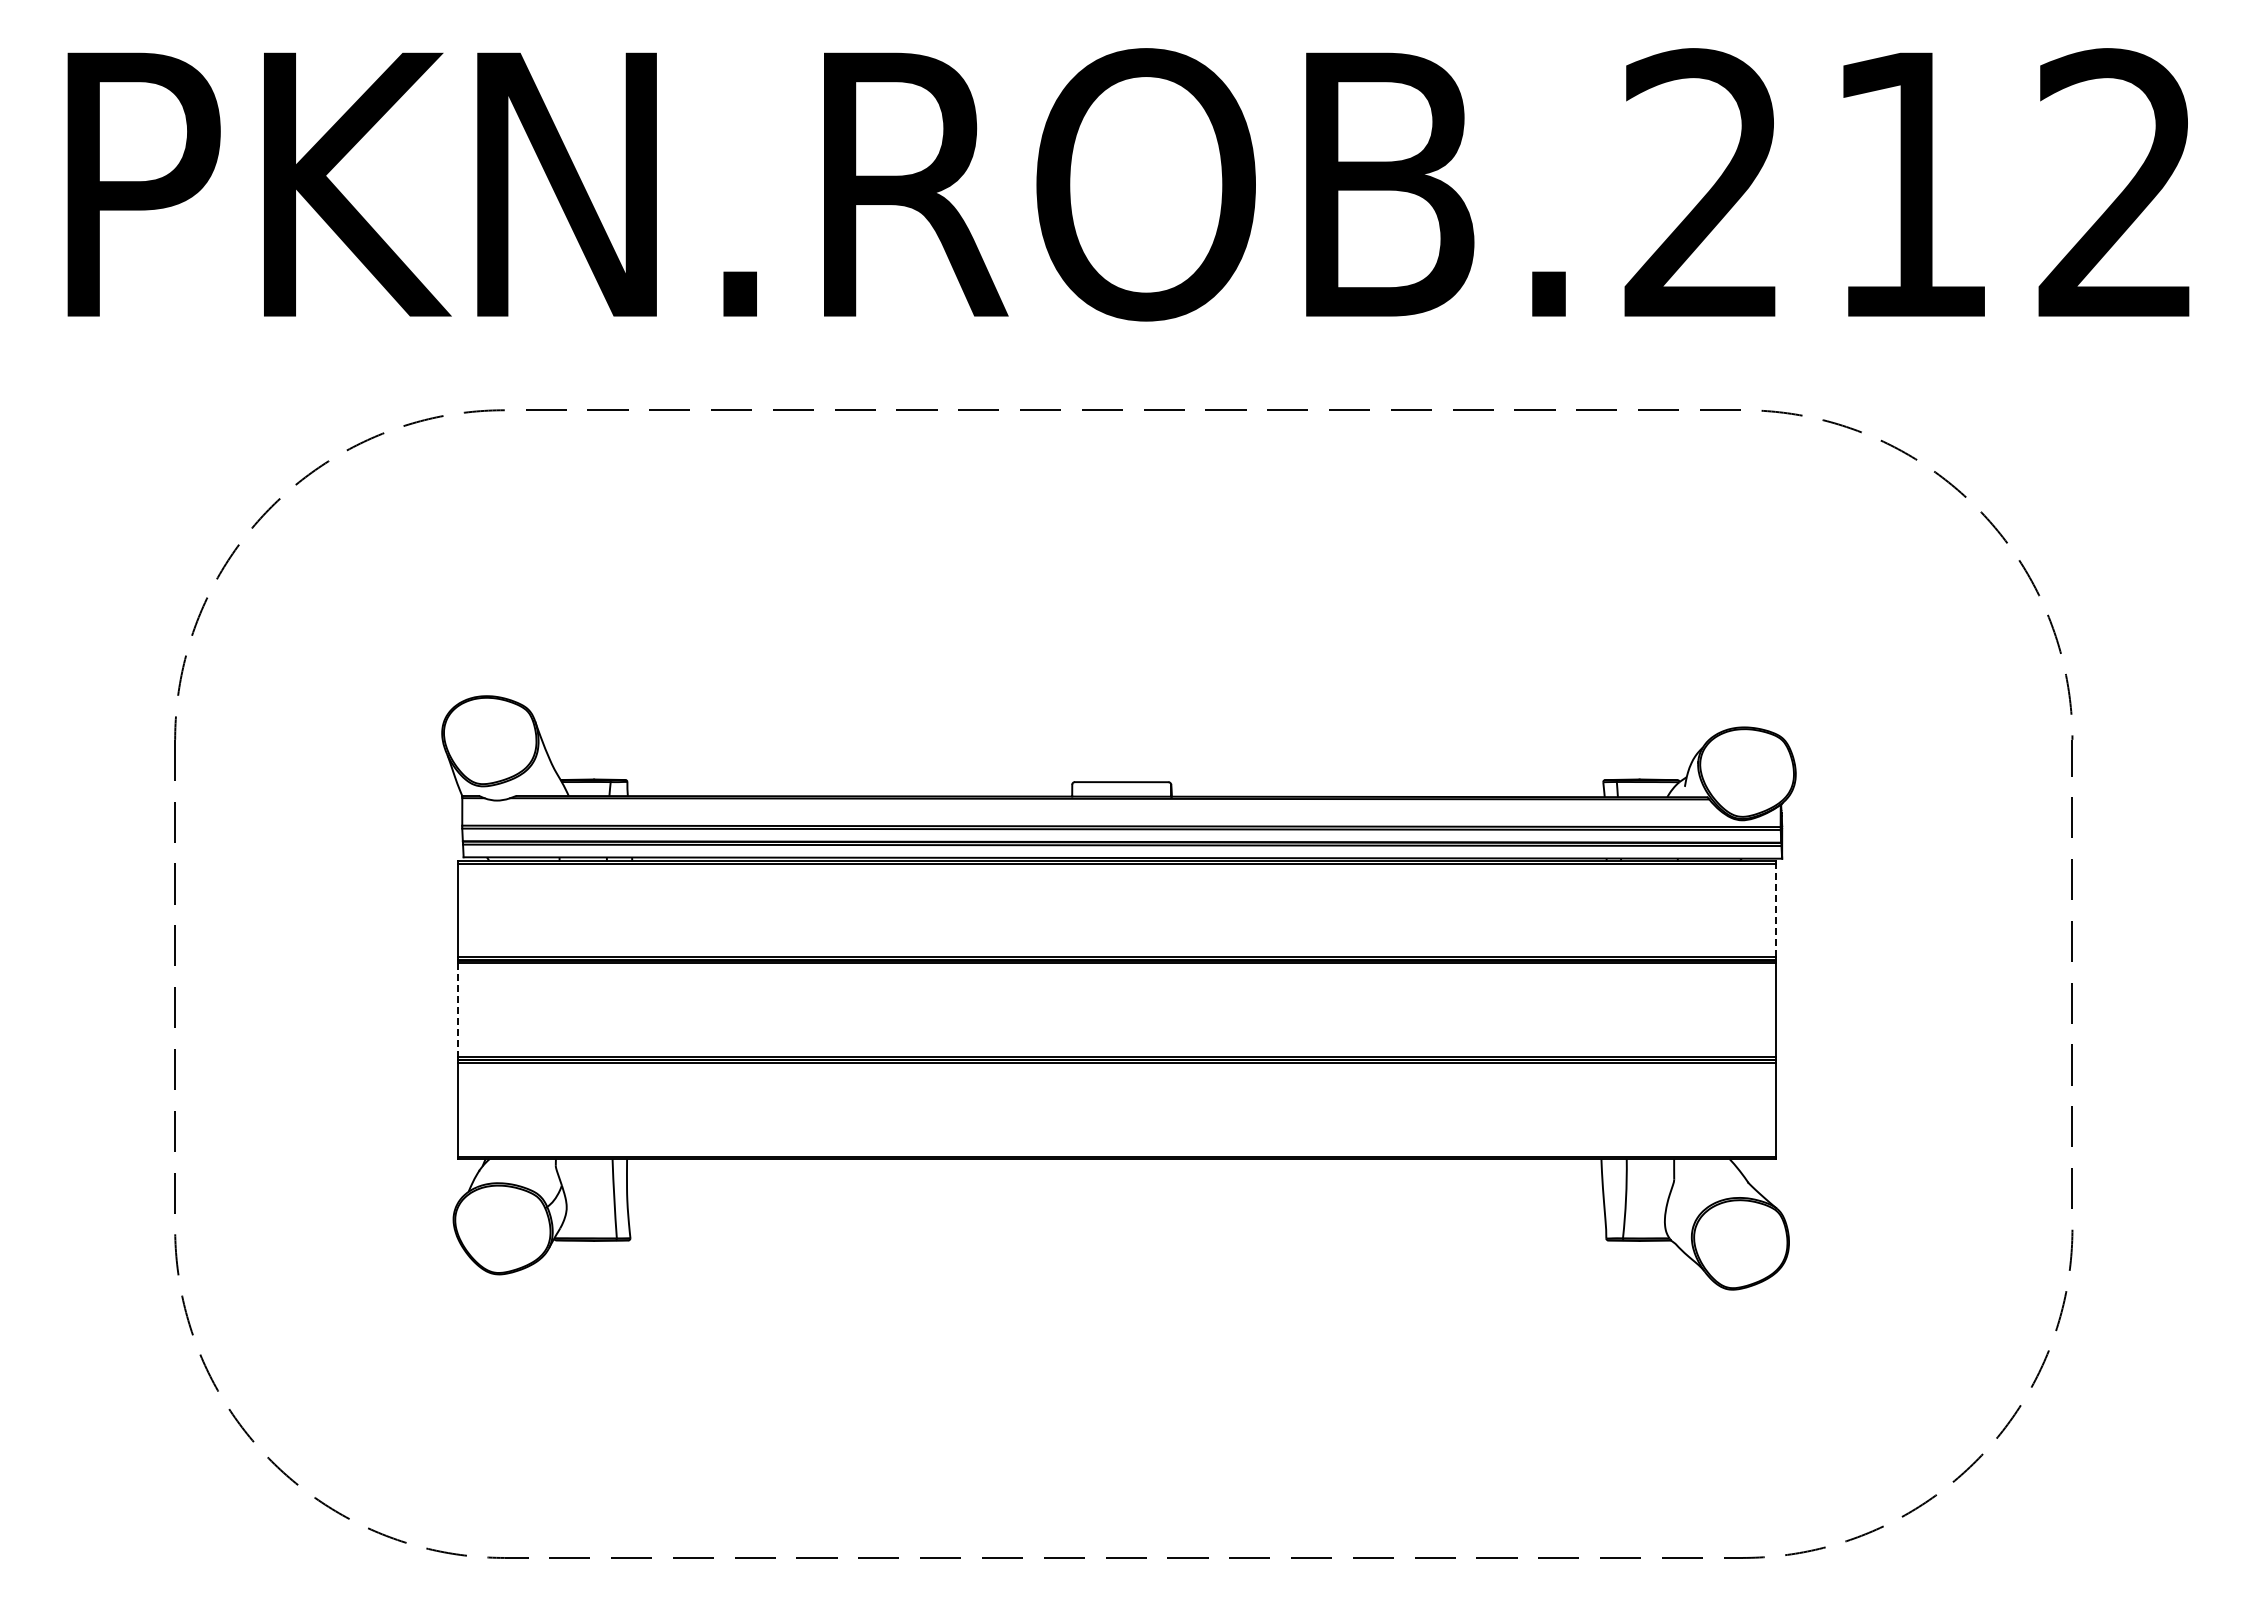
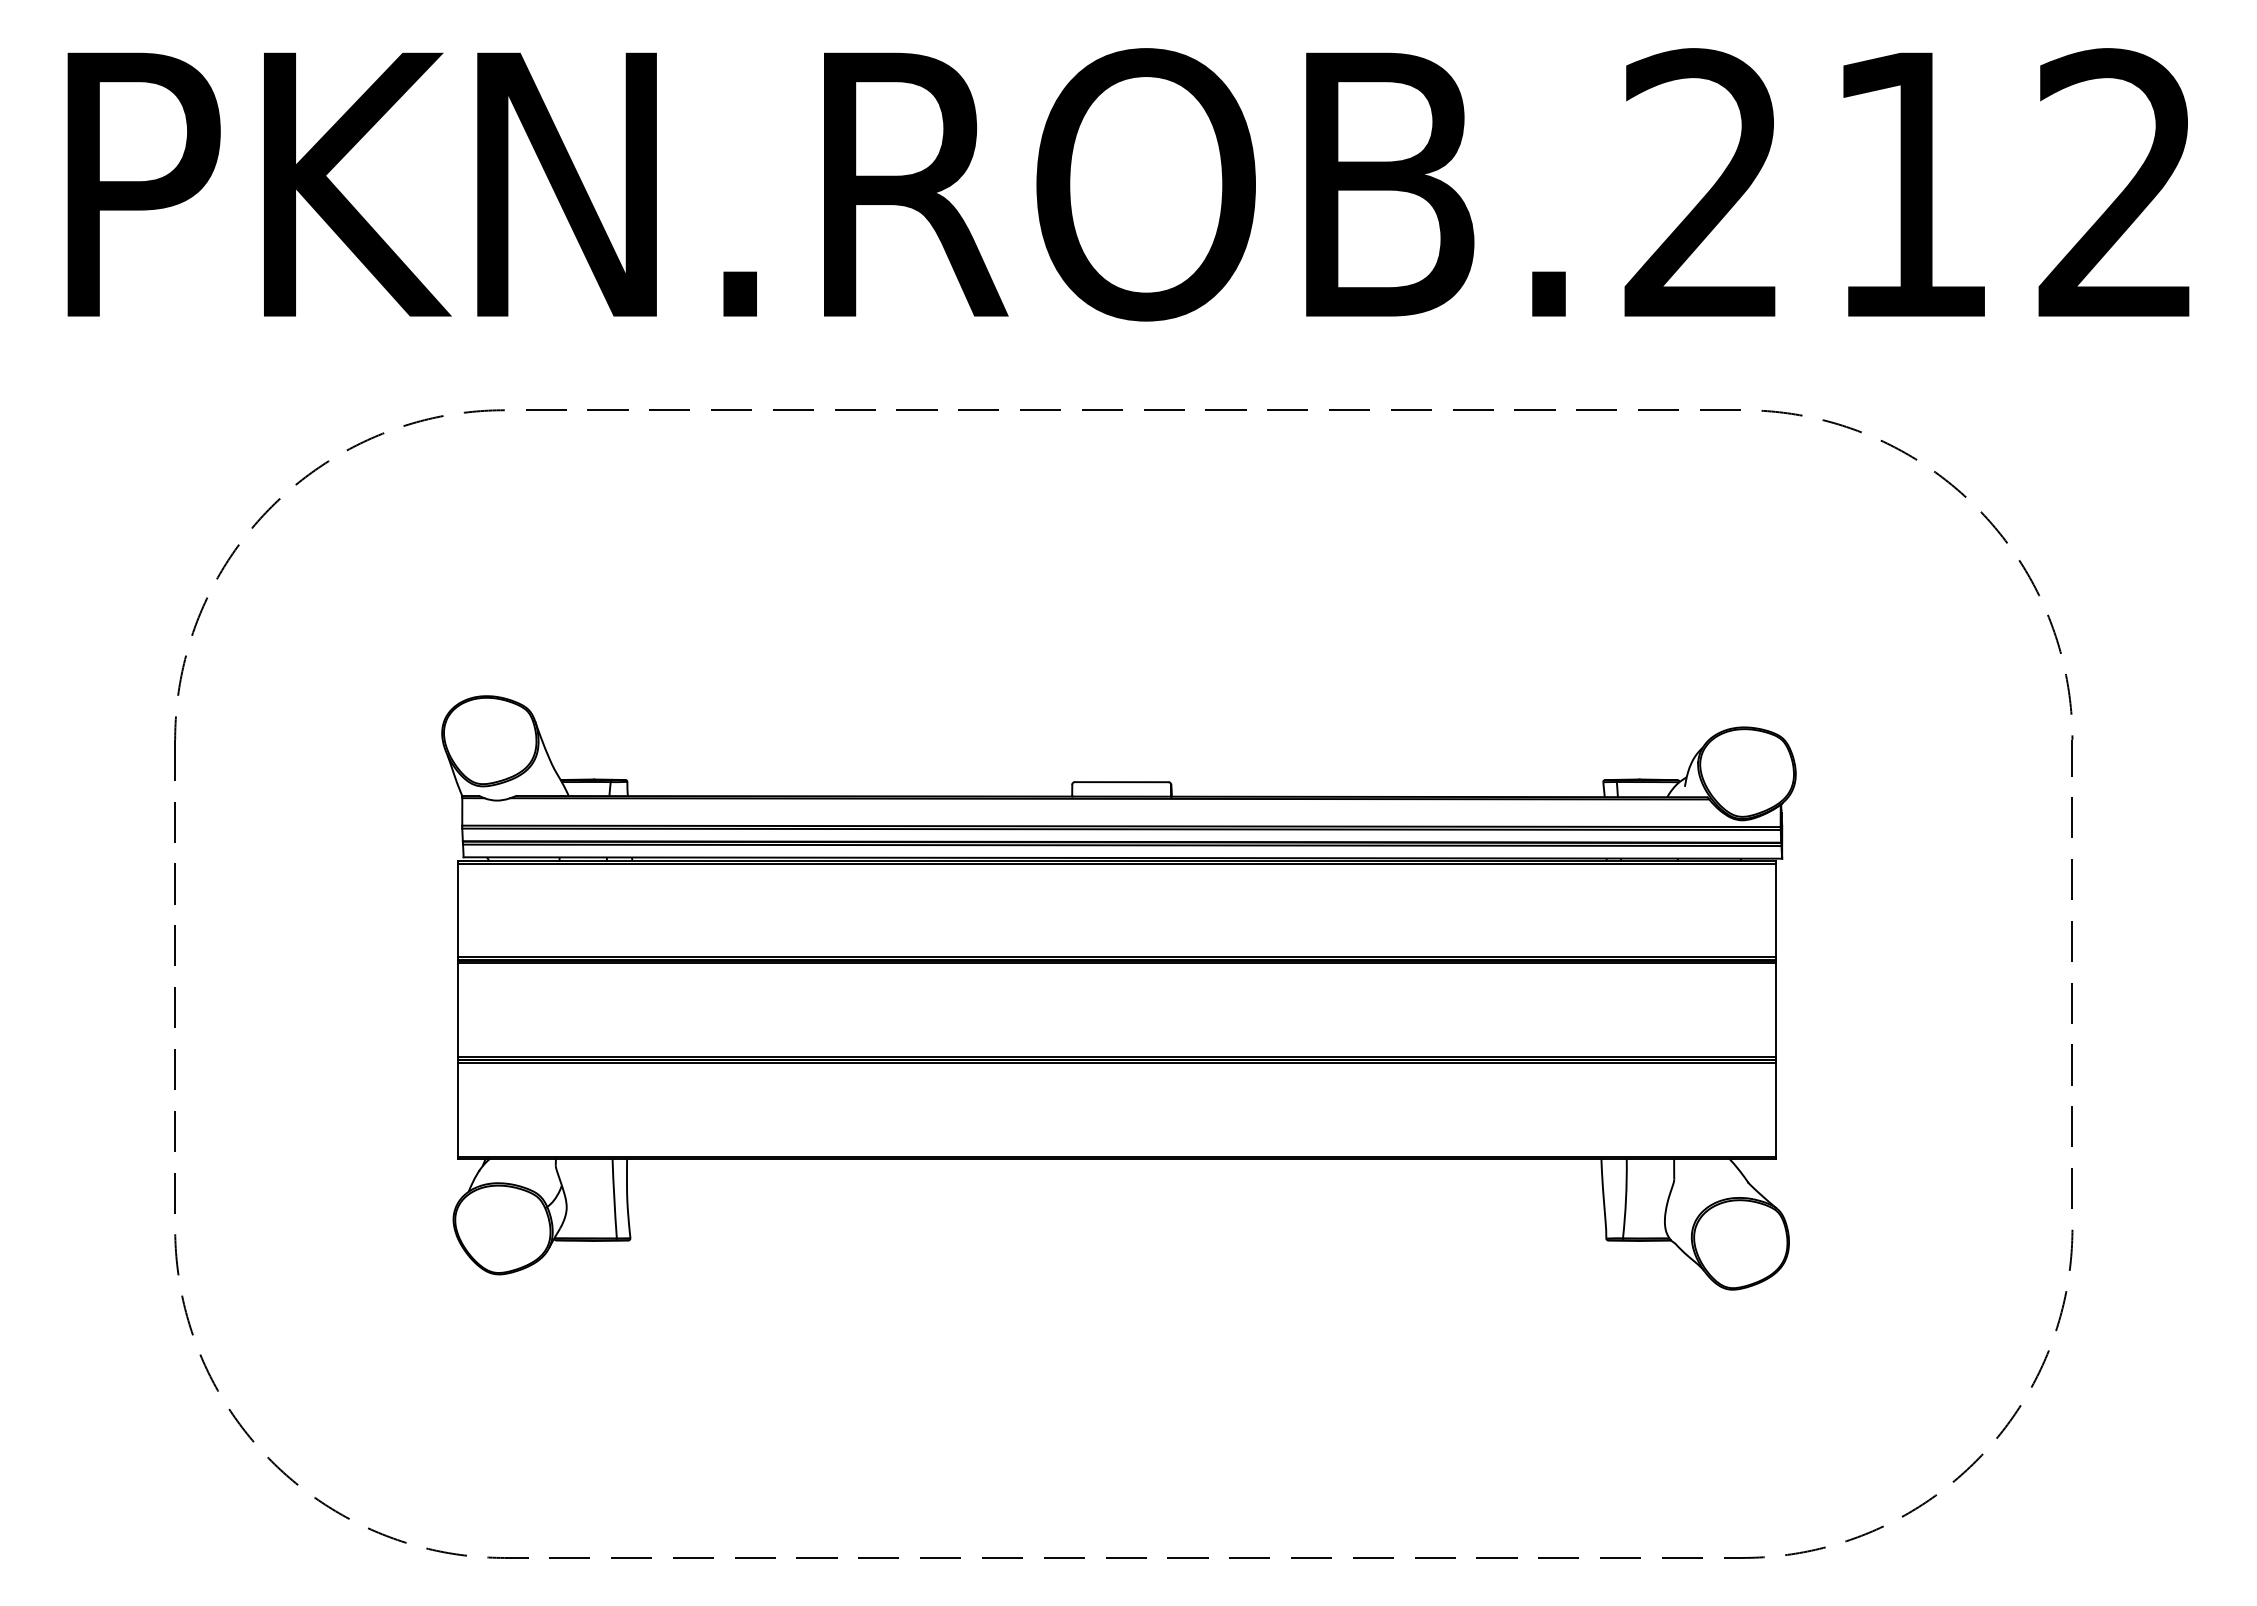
line: dashed -> solid (1776, 910)
line: dashed -> solid (457, 1010)
